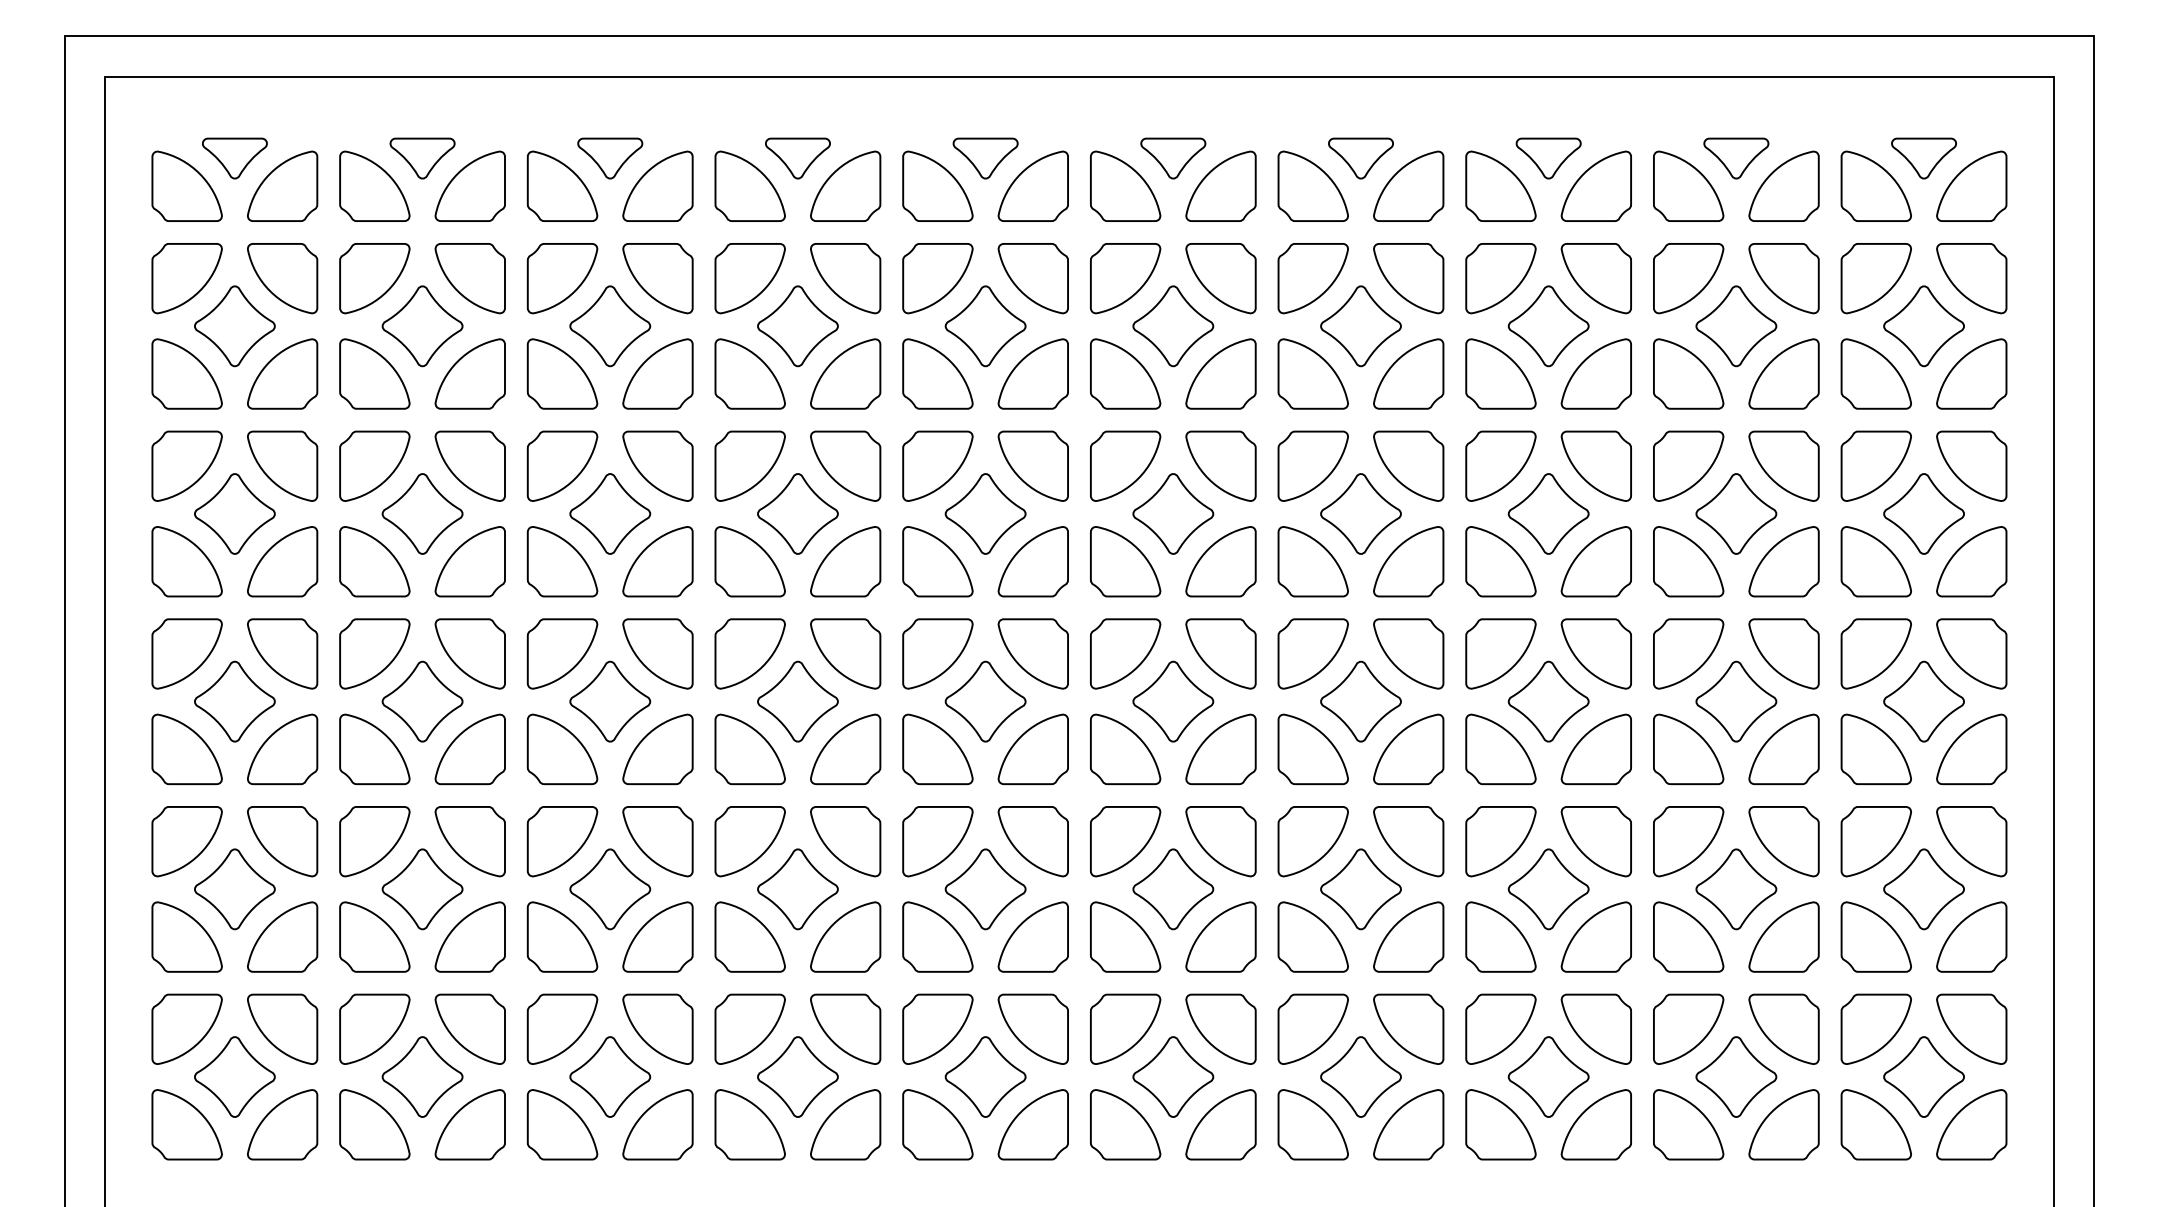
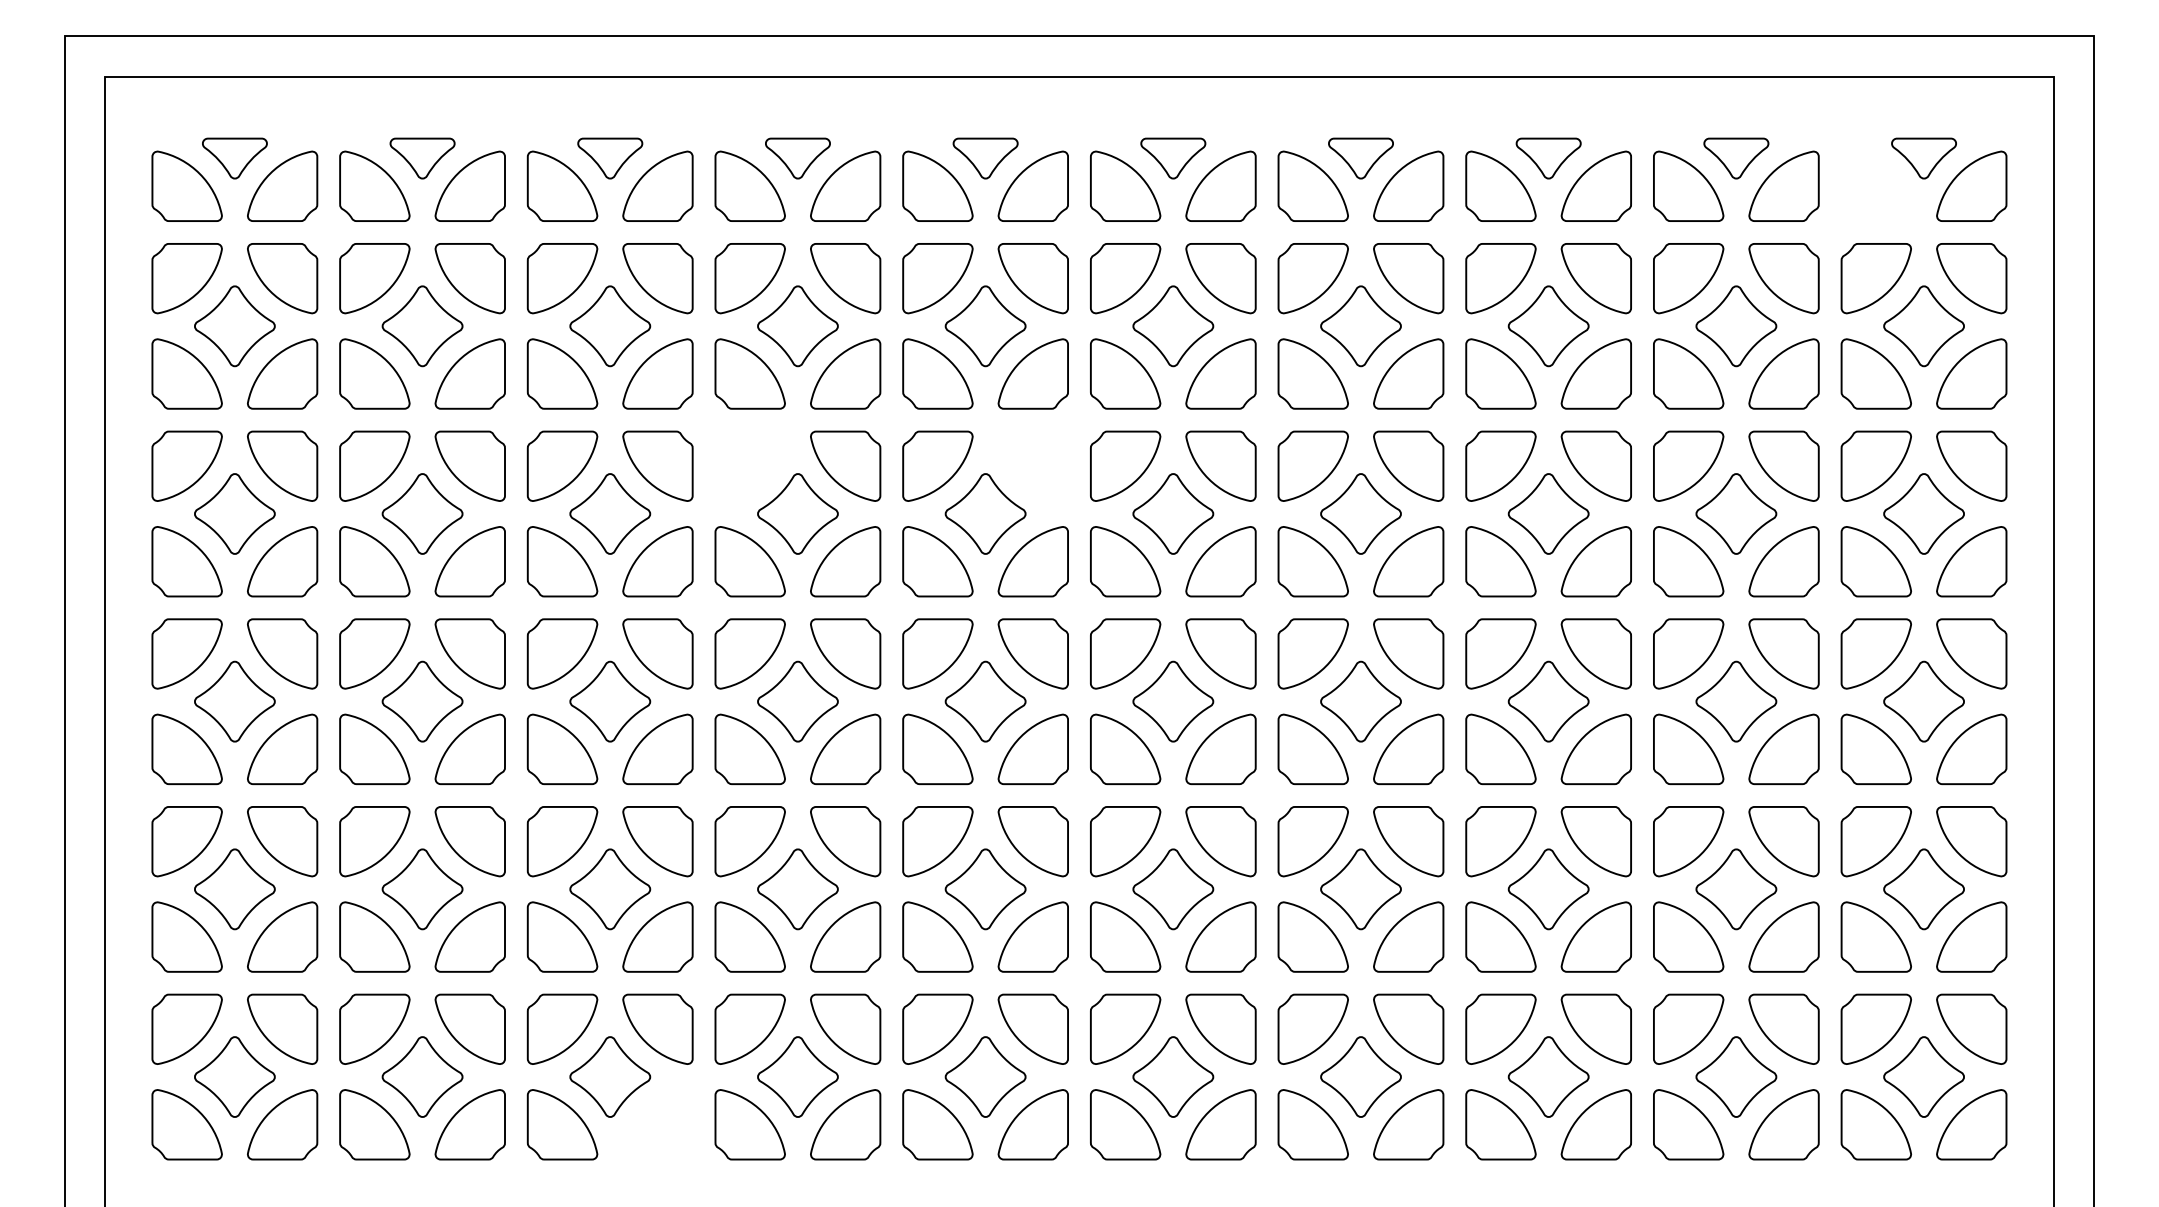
part: present -> none (1875, 185)
part: present -> none (749, 465)
part: present -> none (1032, 465)
part: present -> none (657, 1124)
